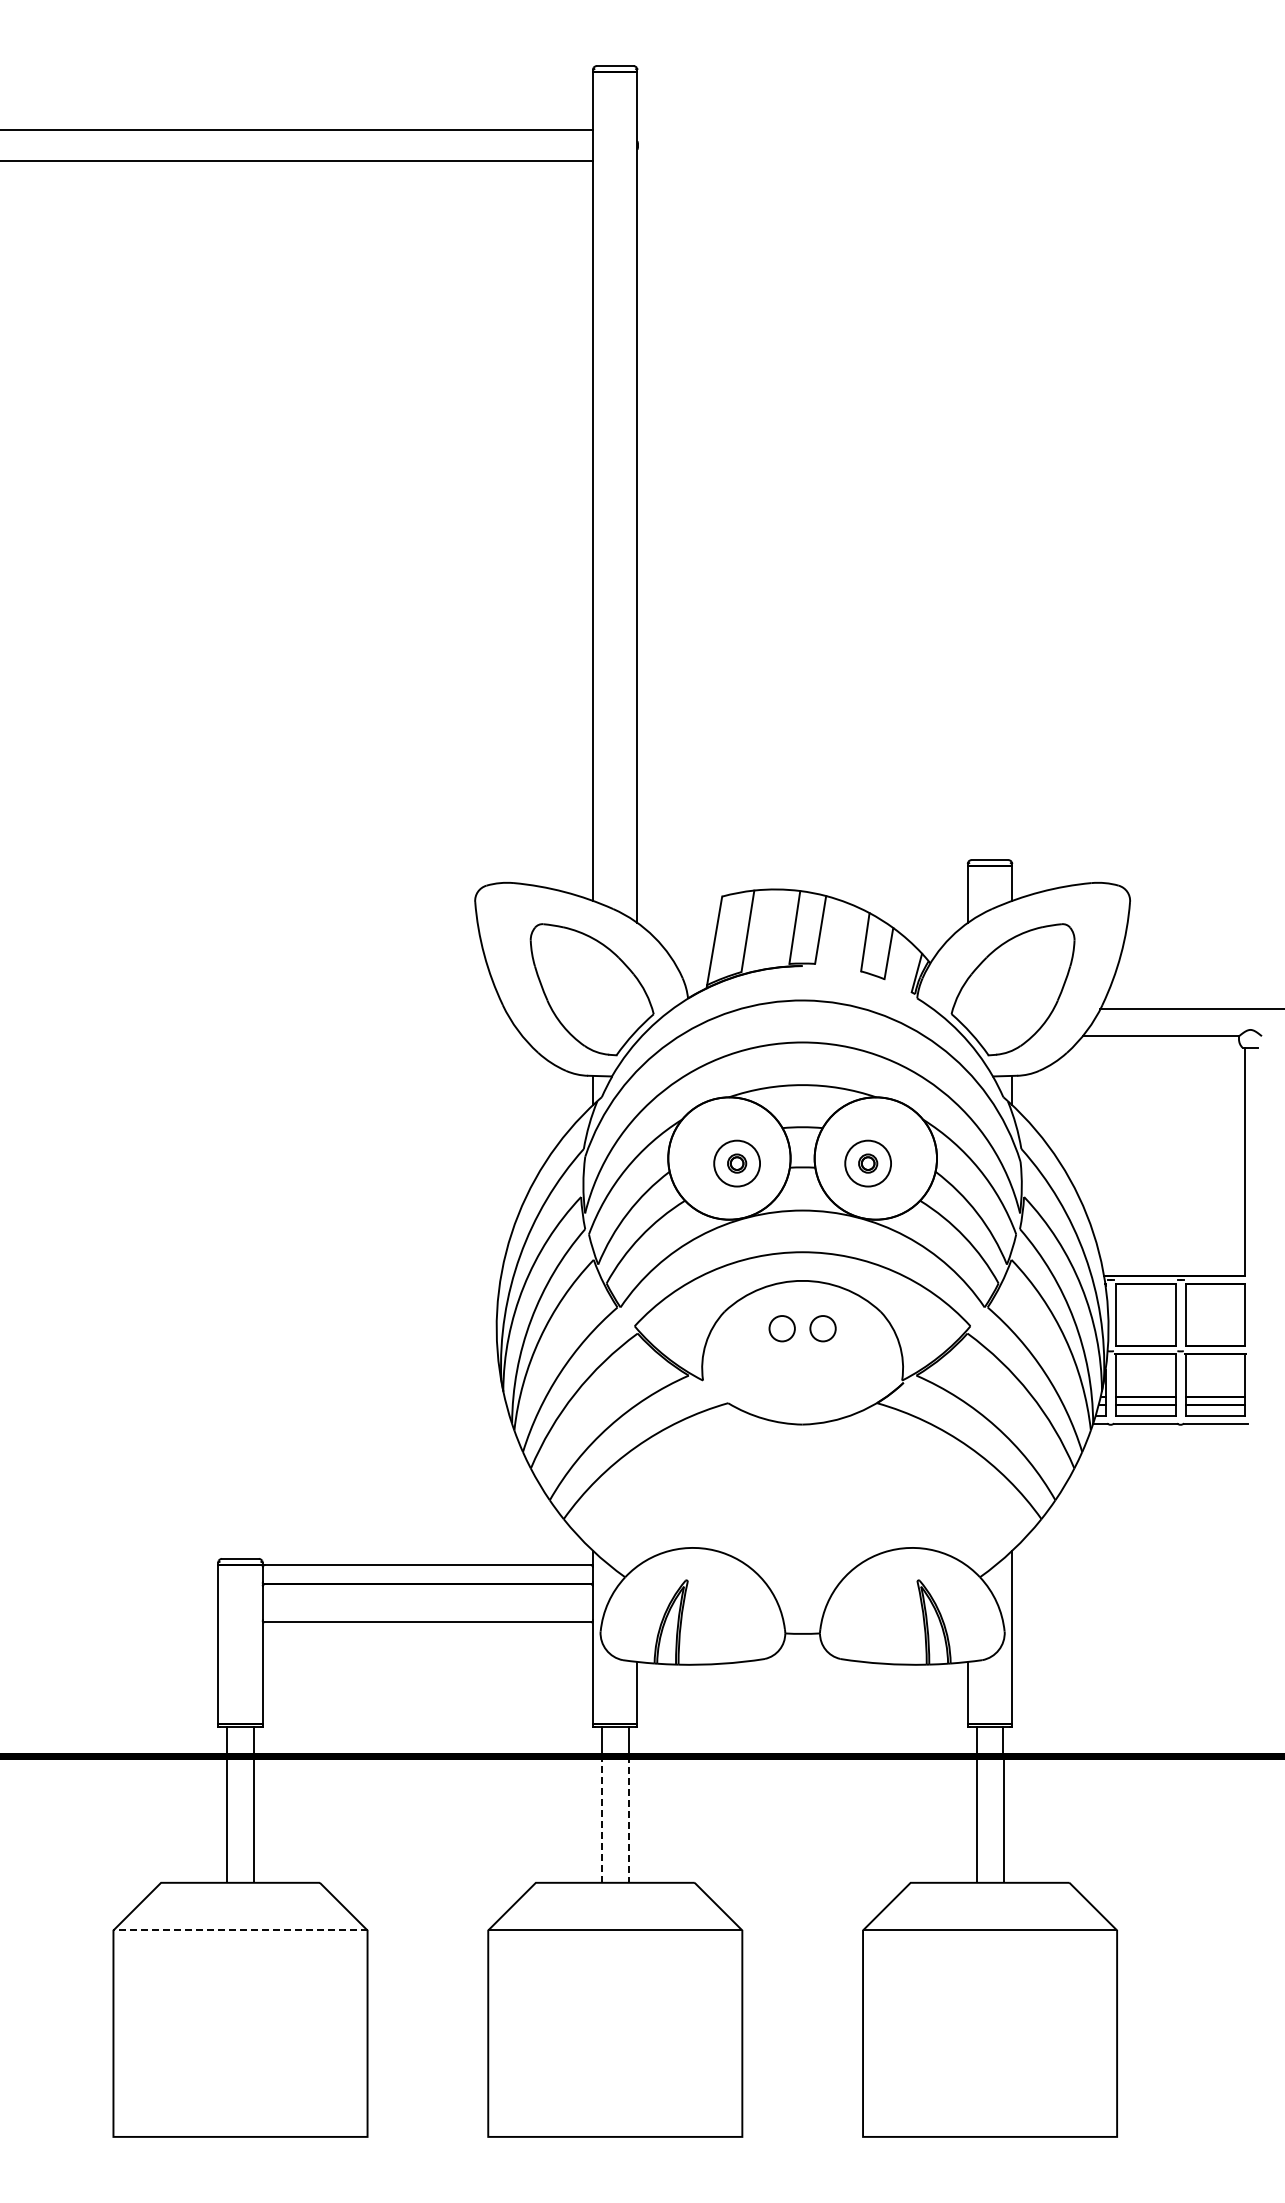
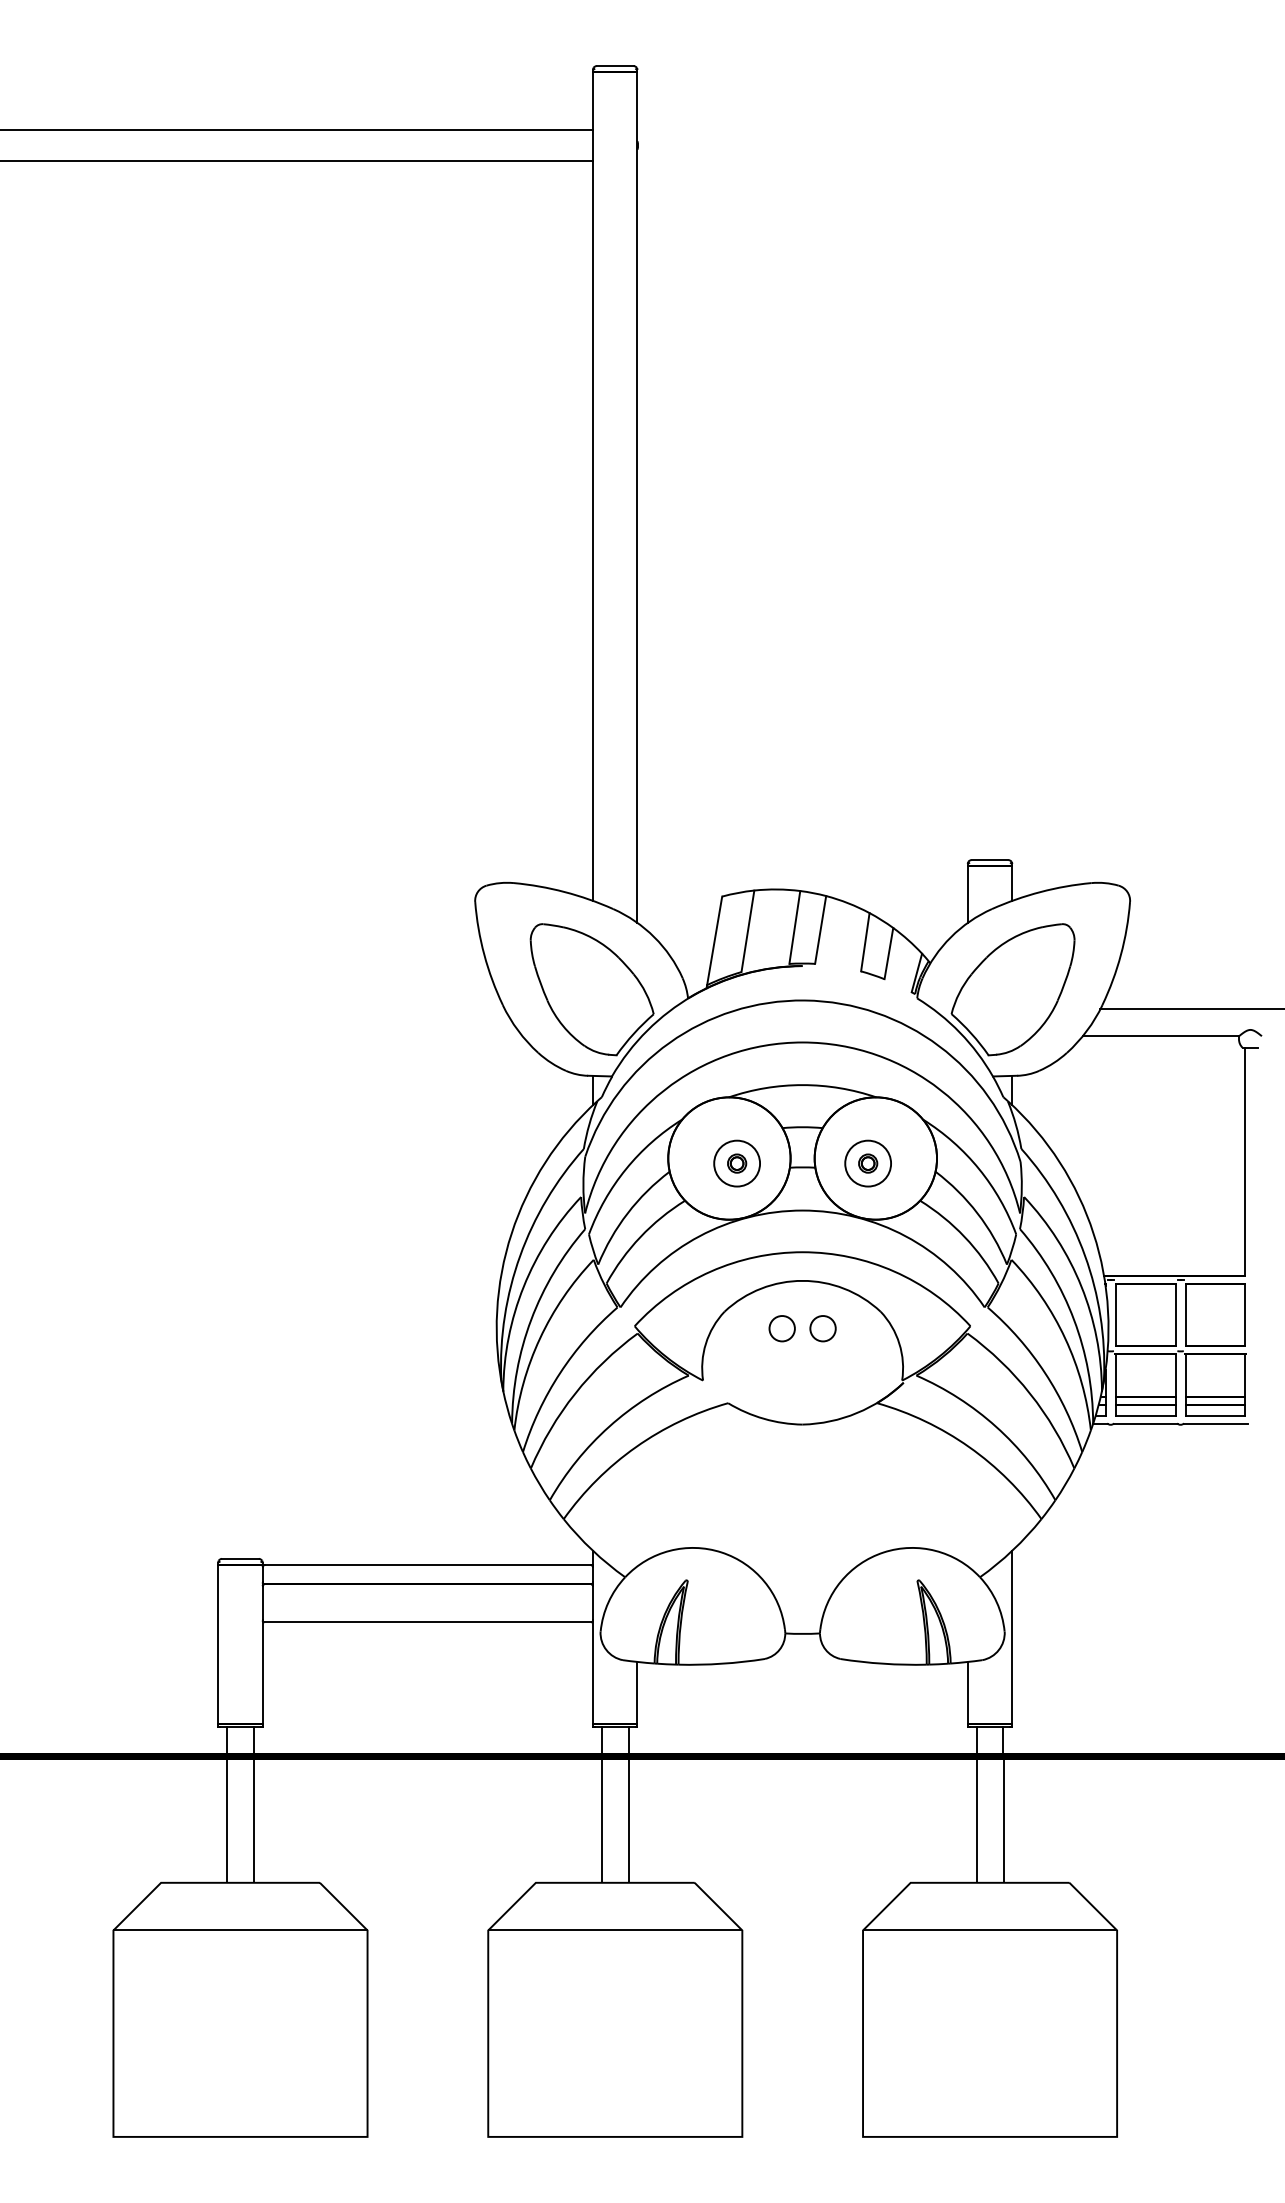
line: dashed -> solid (615, 1755)
line: dashed -> solid (240, 1930)
